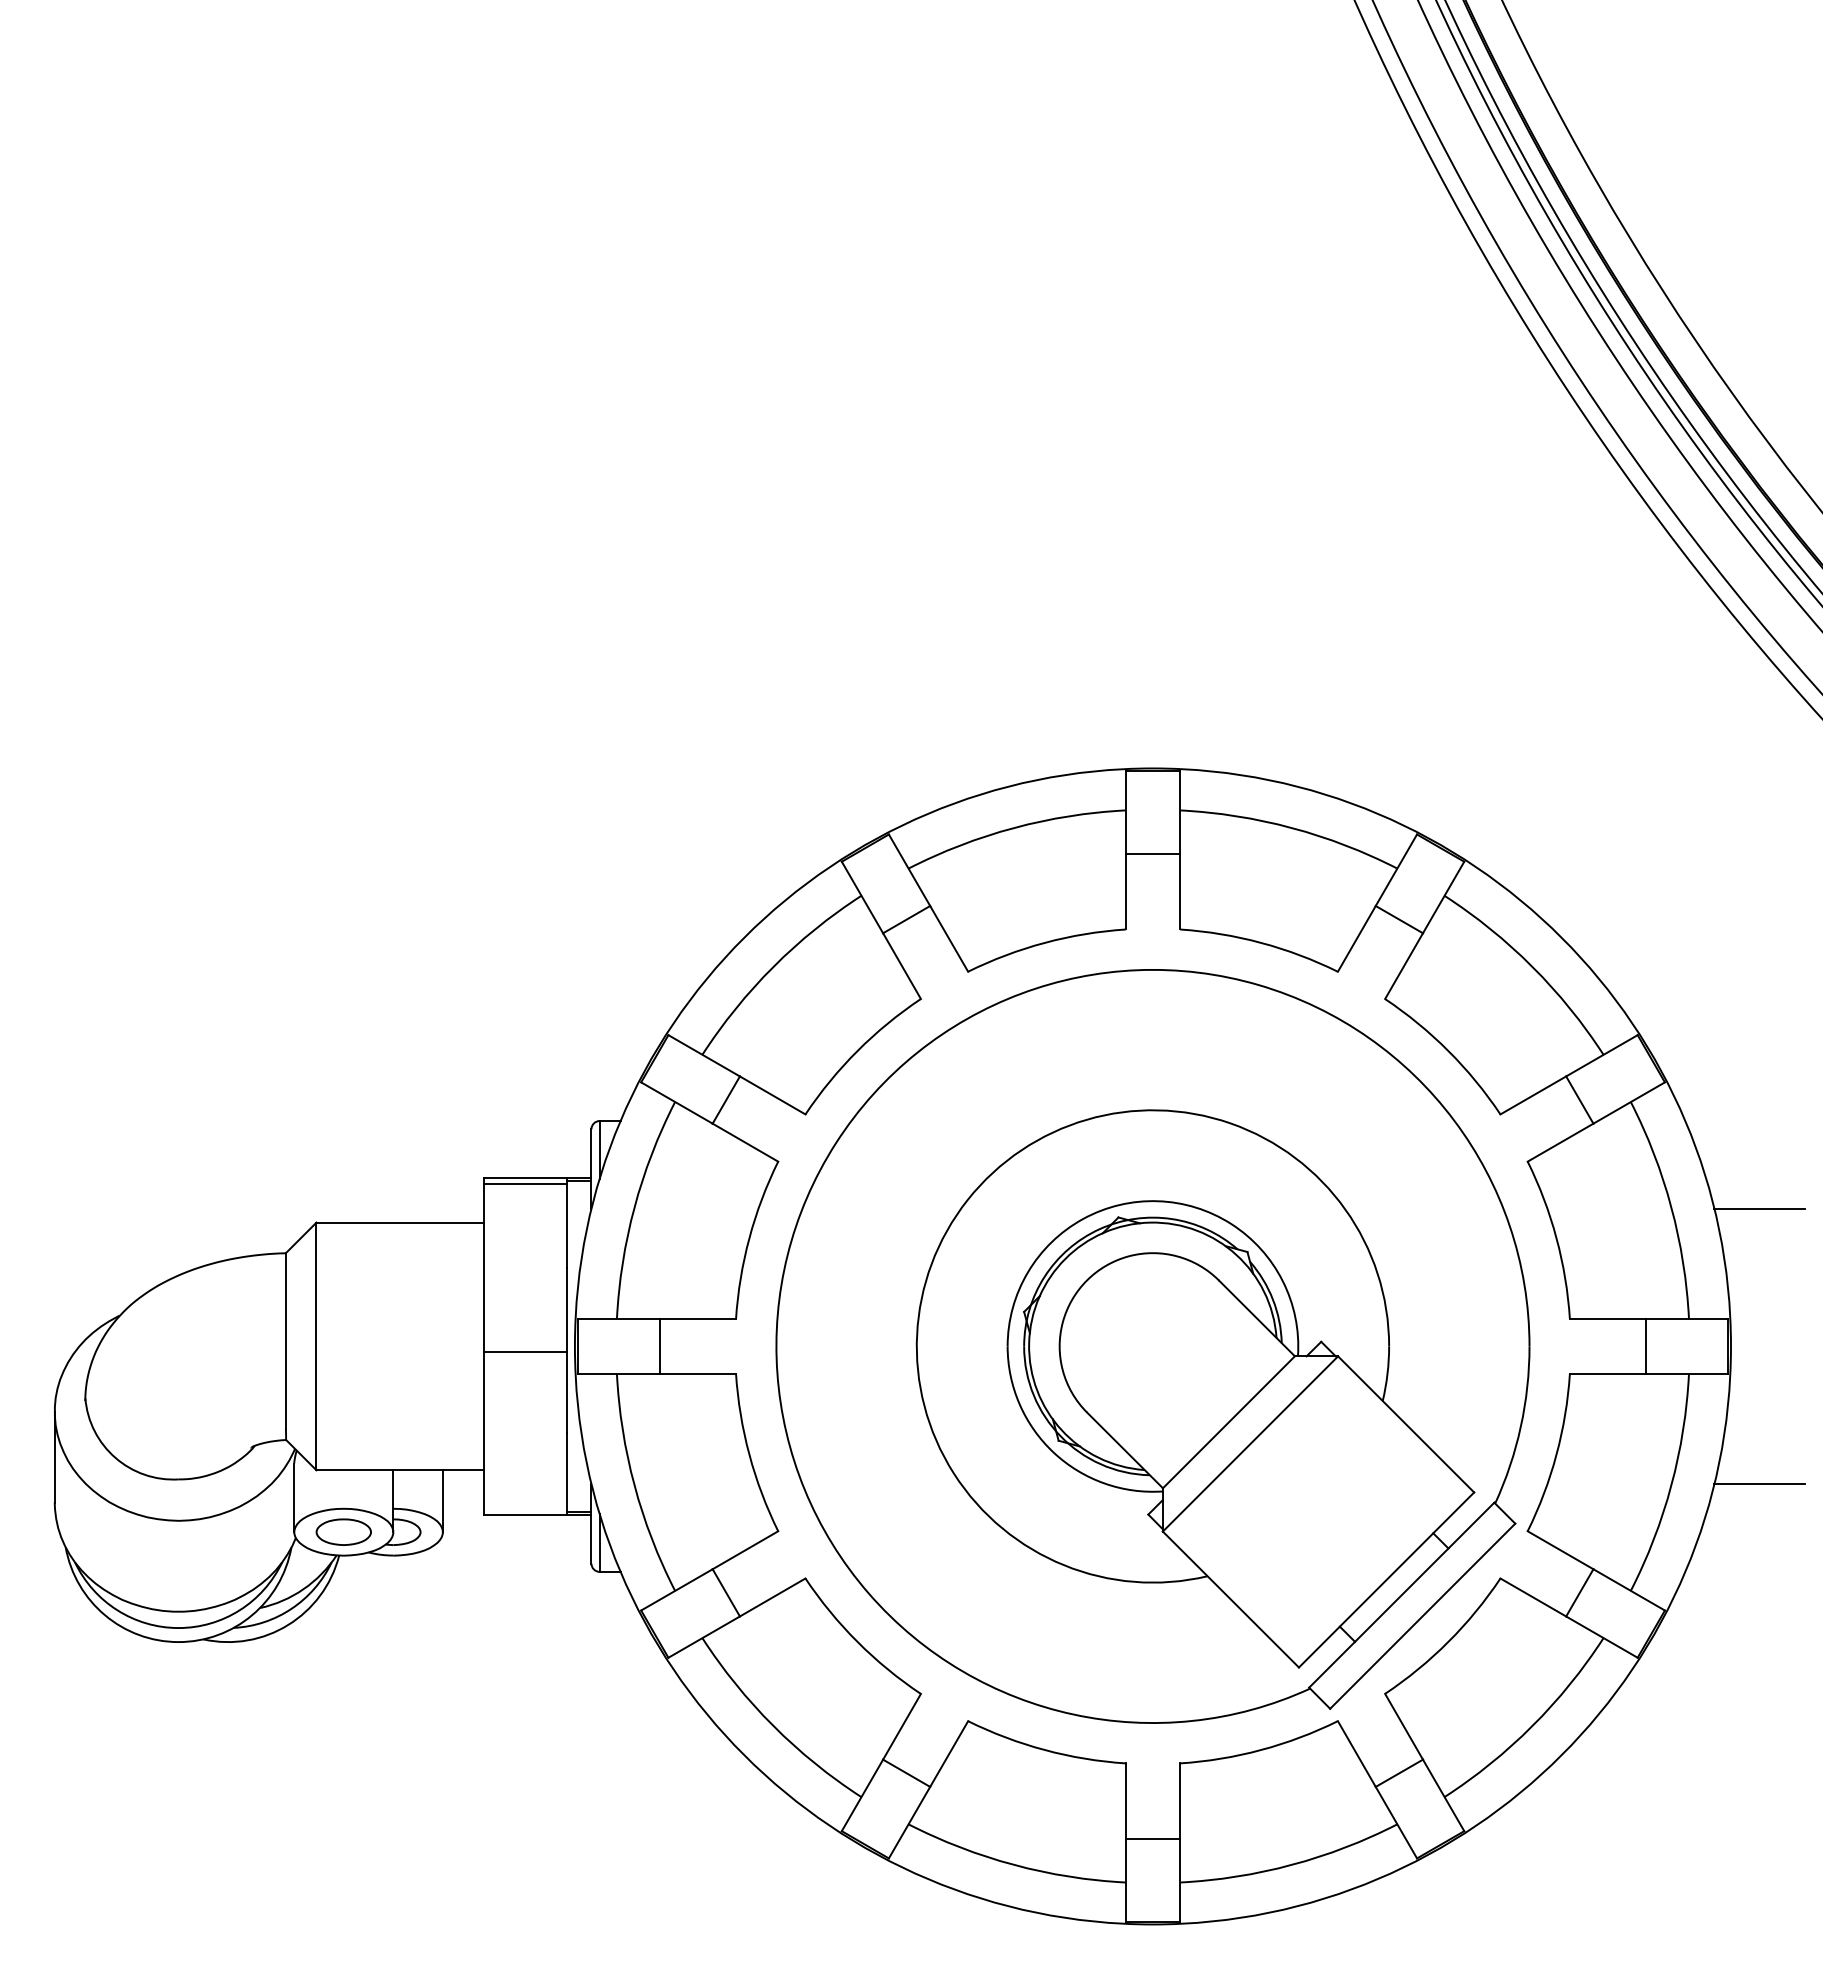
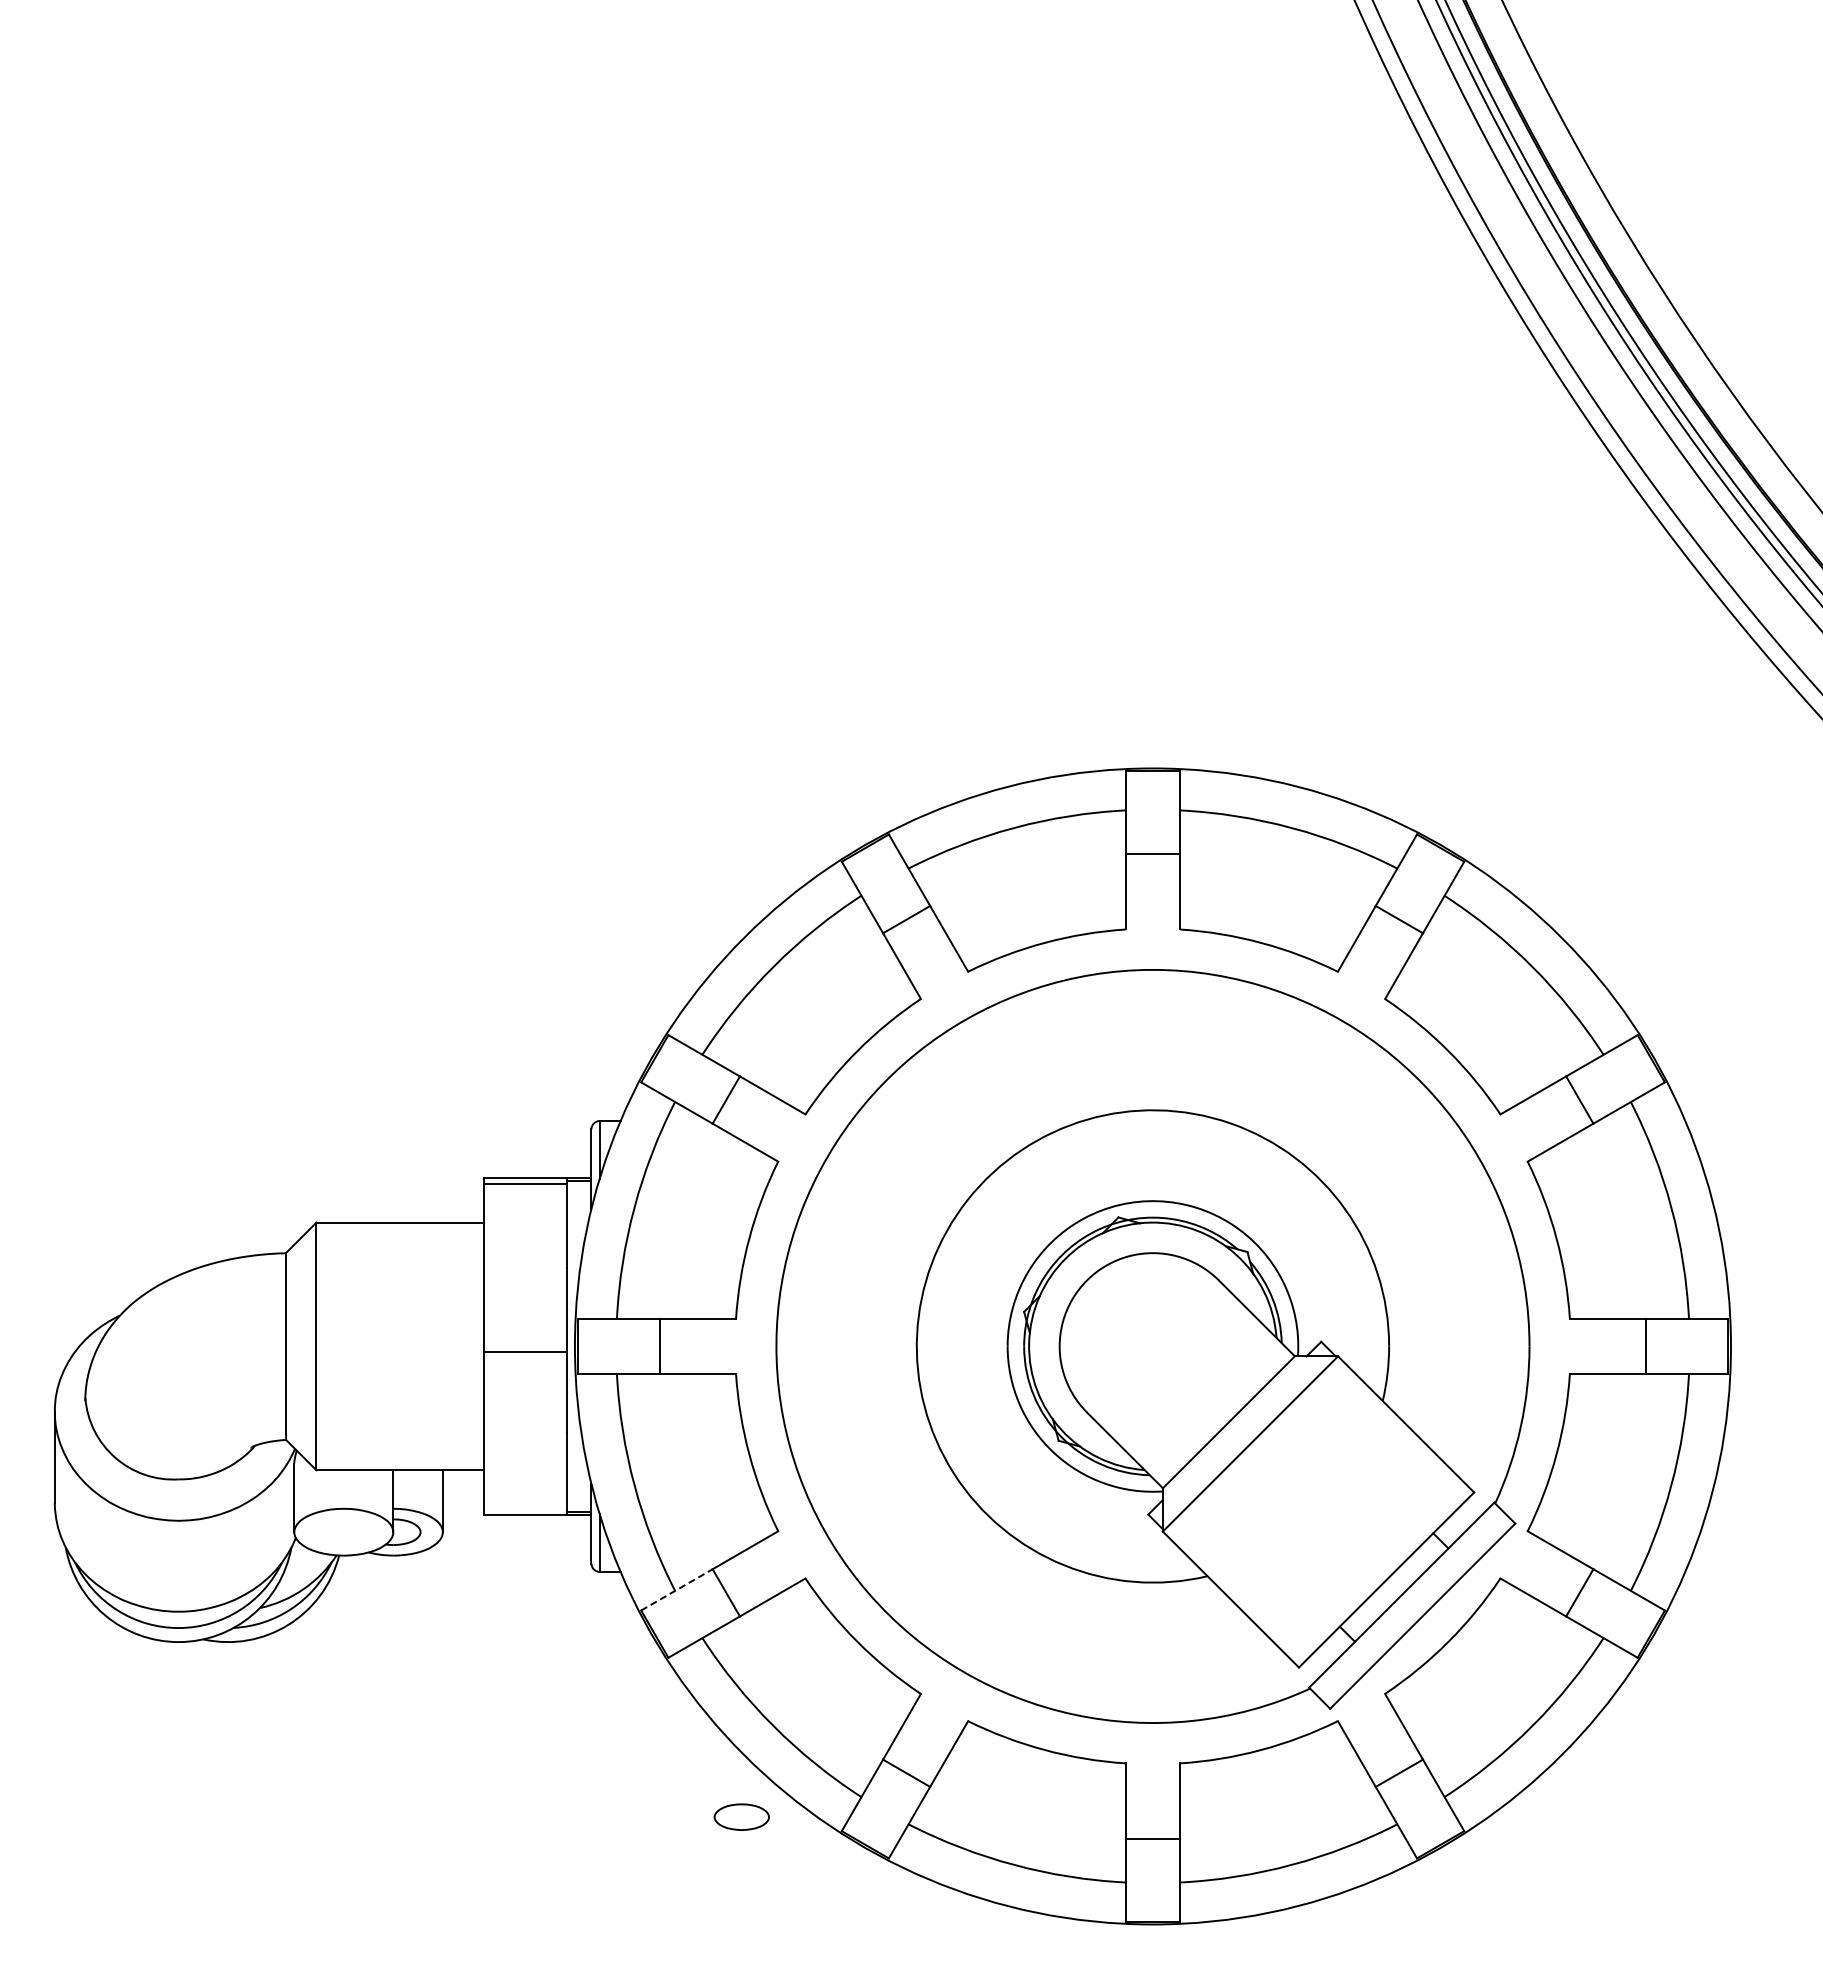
line: present -> none (1759, 1208)
line: present -> none (1759, 1484)
part position: (343, 1531) -> (741, 1816) (741, 1816)
line: solid -> dashed (677, 1589)
